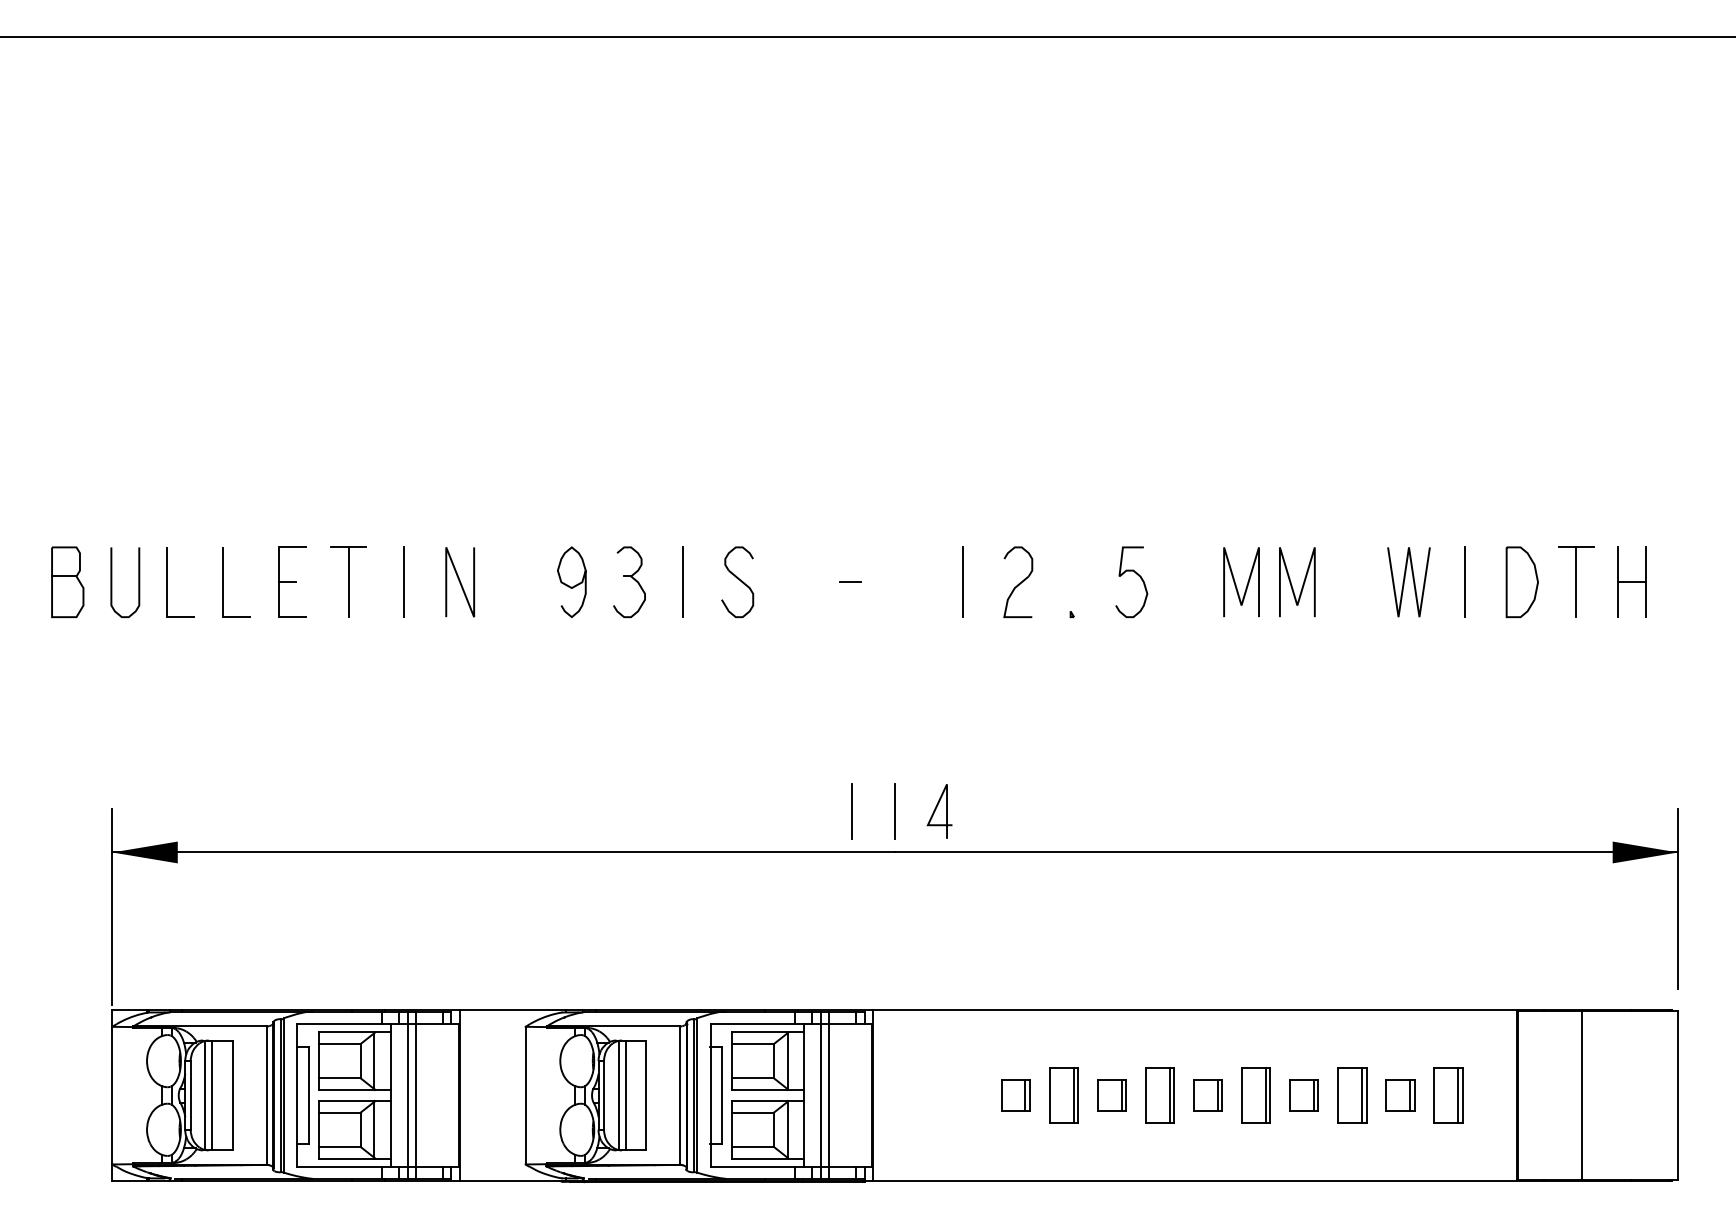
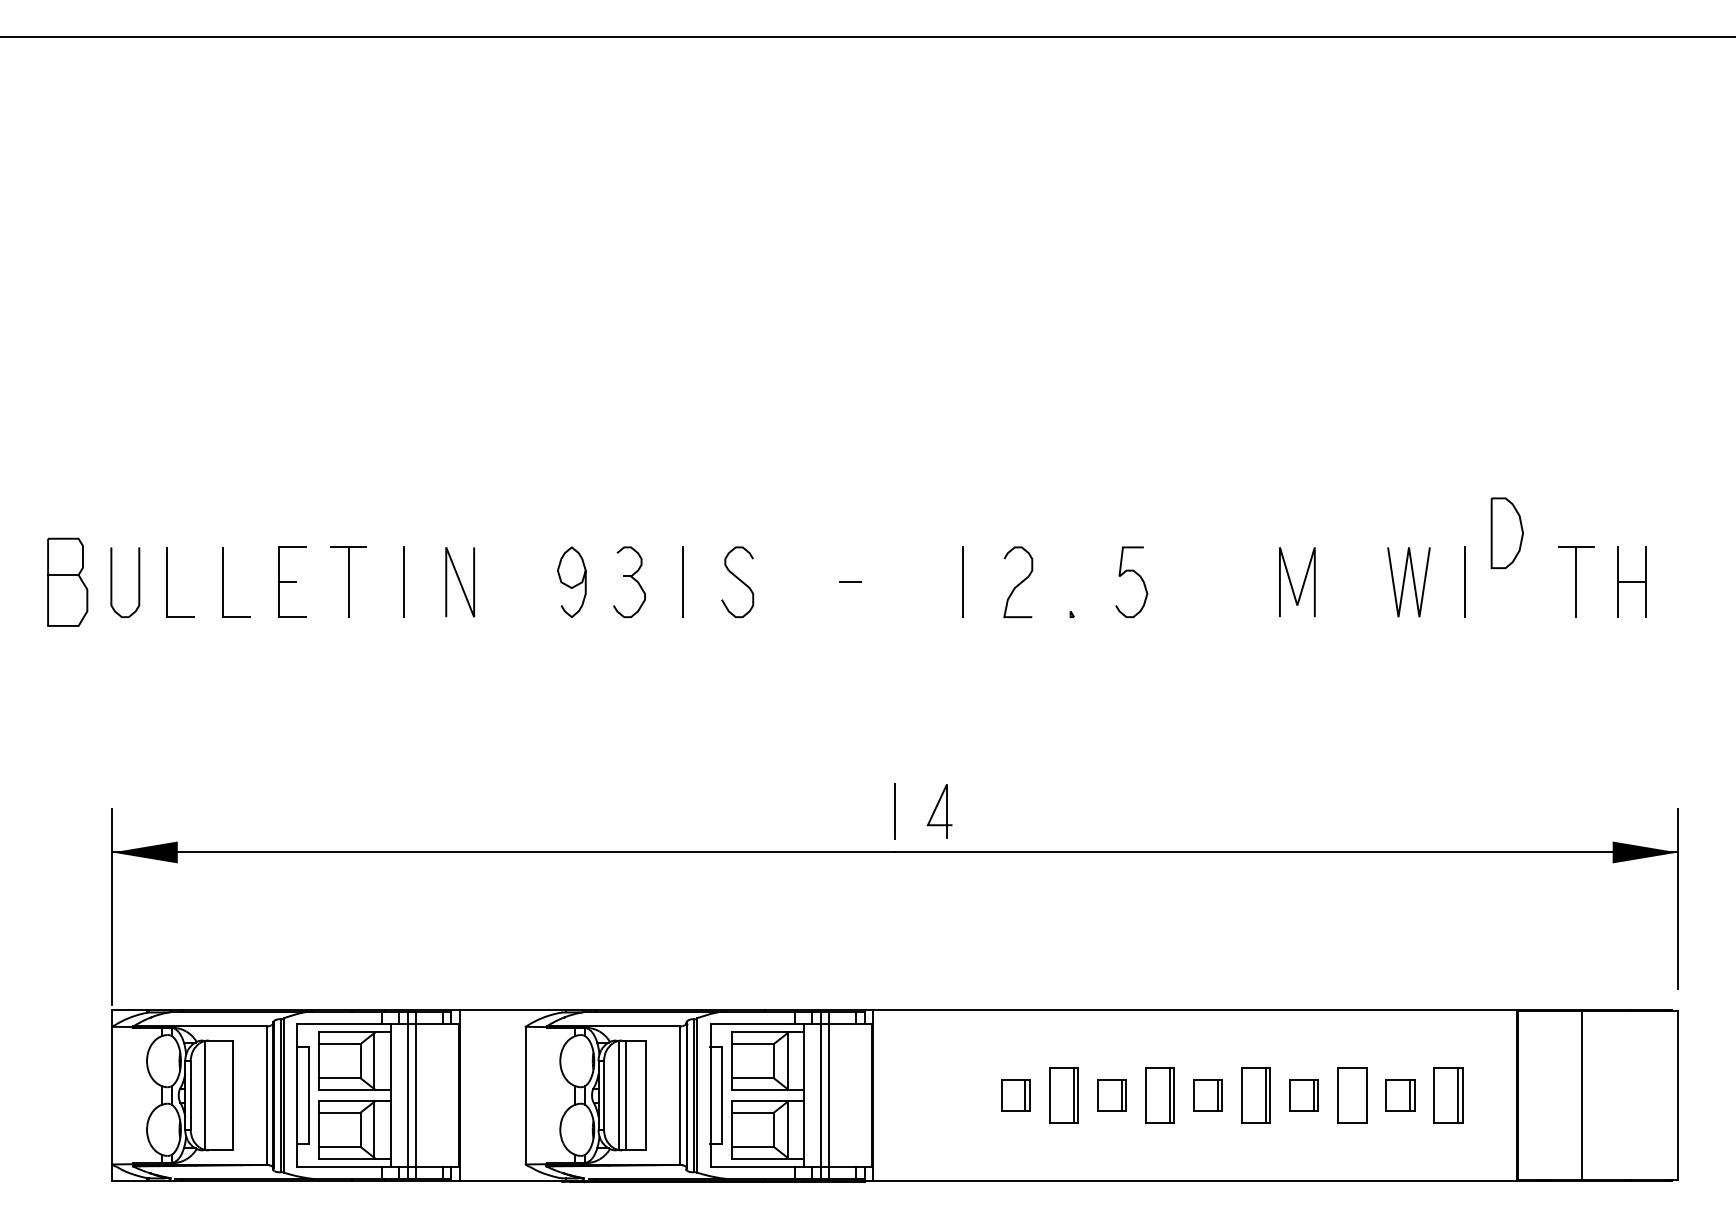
part size: 34x72 px -> 42x90 px (67, 581)
part position: (1521, 581) -> (1506, 532) (1506, 532)
line: present -> none (1236, 584)
line: present -> none (851, 811)
line: present -> none (212, 1095)
line: present -> none (1361, 1095)
